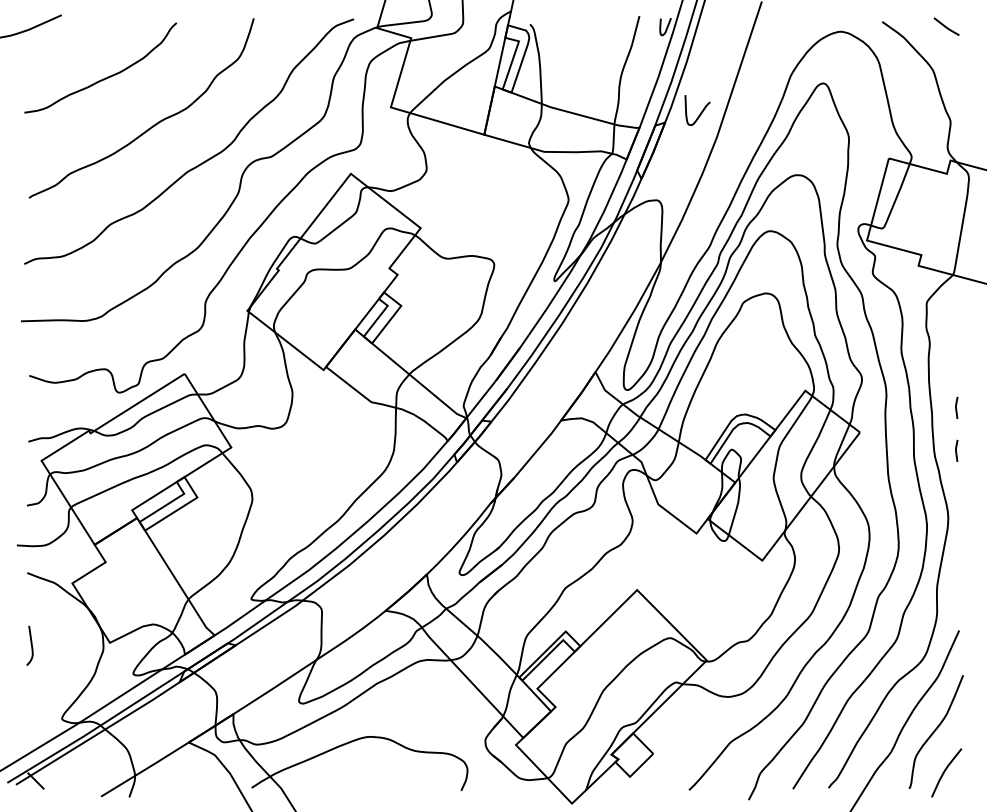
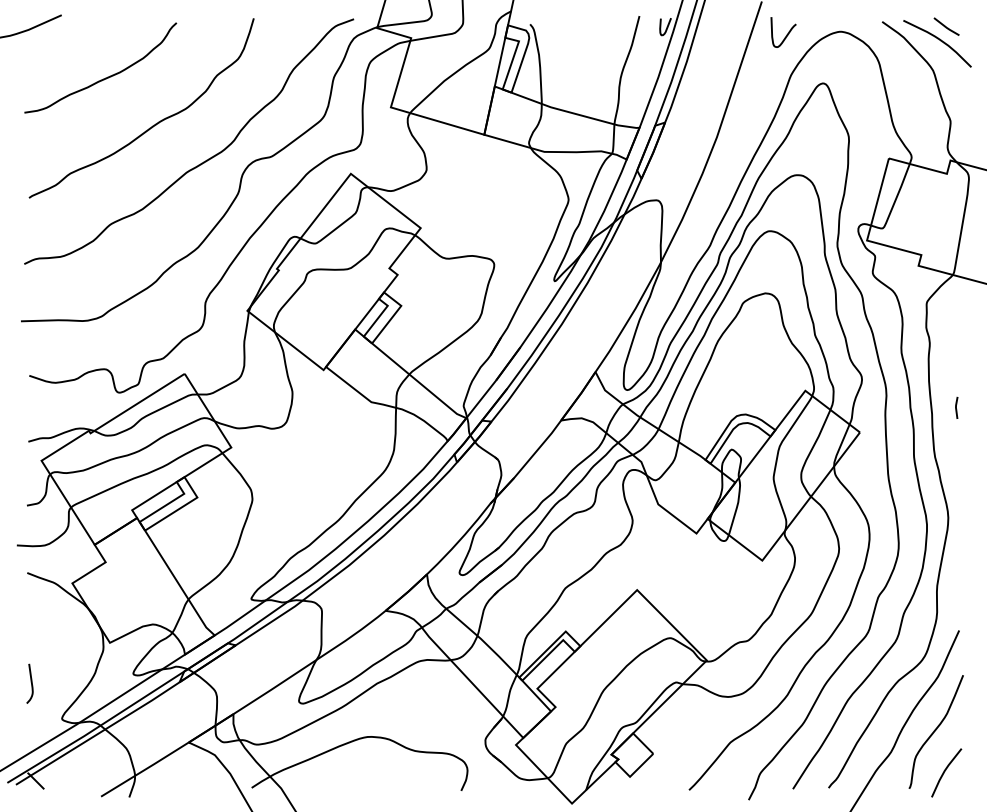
curve: none -> present (939, 40)
curve position: (700, 112) -> (786, 34) (786, 34)
line: present -> none (956, 450)
curve position: (30, 644) -> (30, 682) (30, 682)
